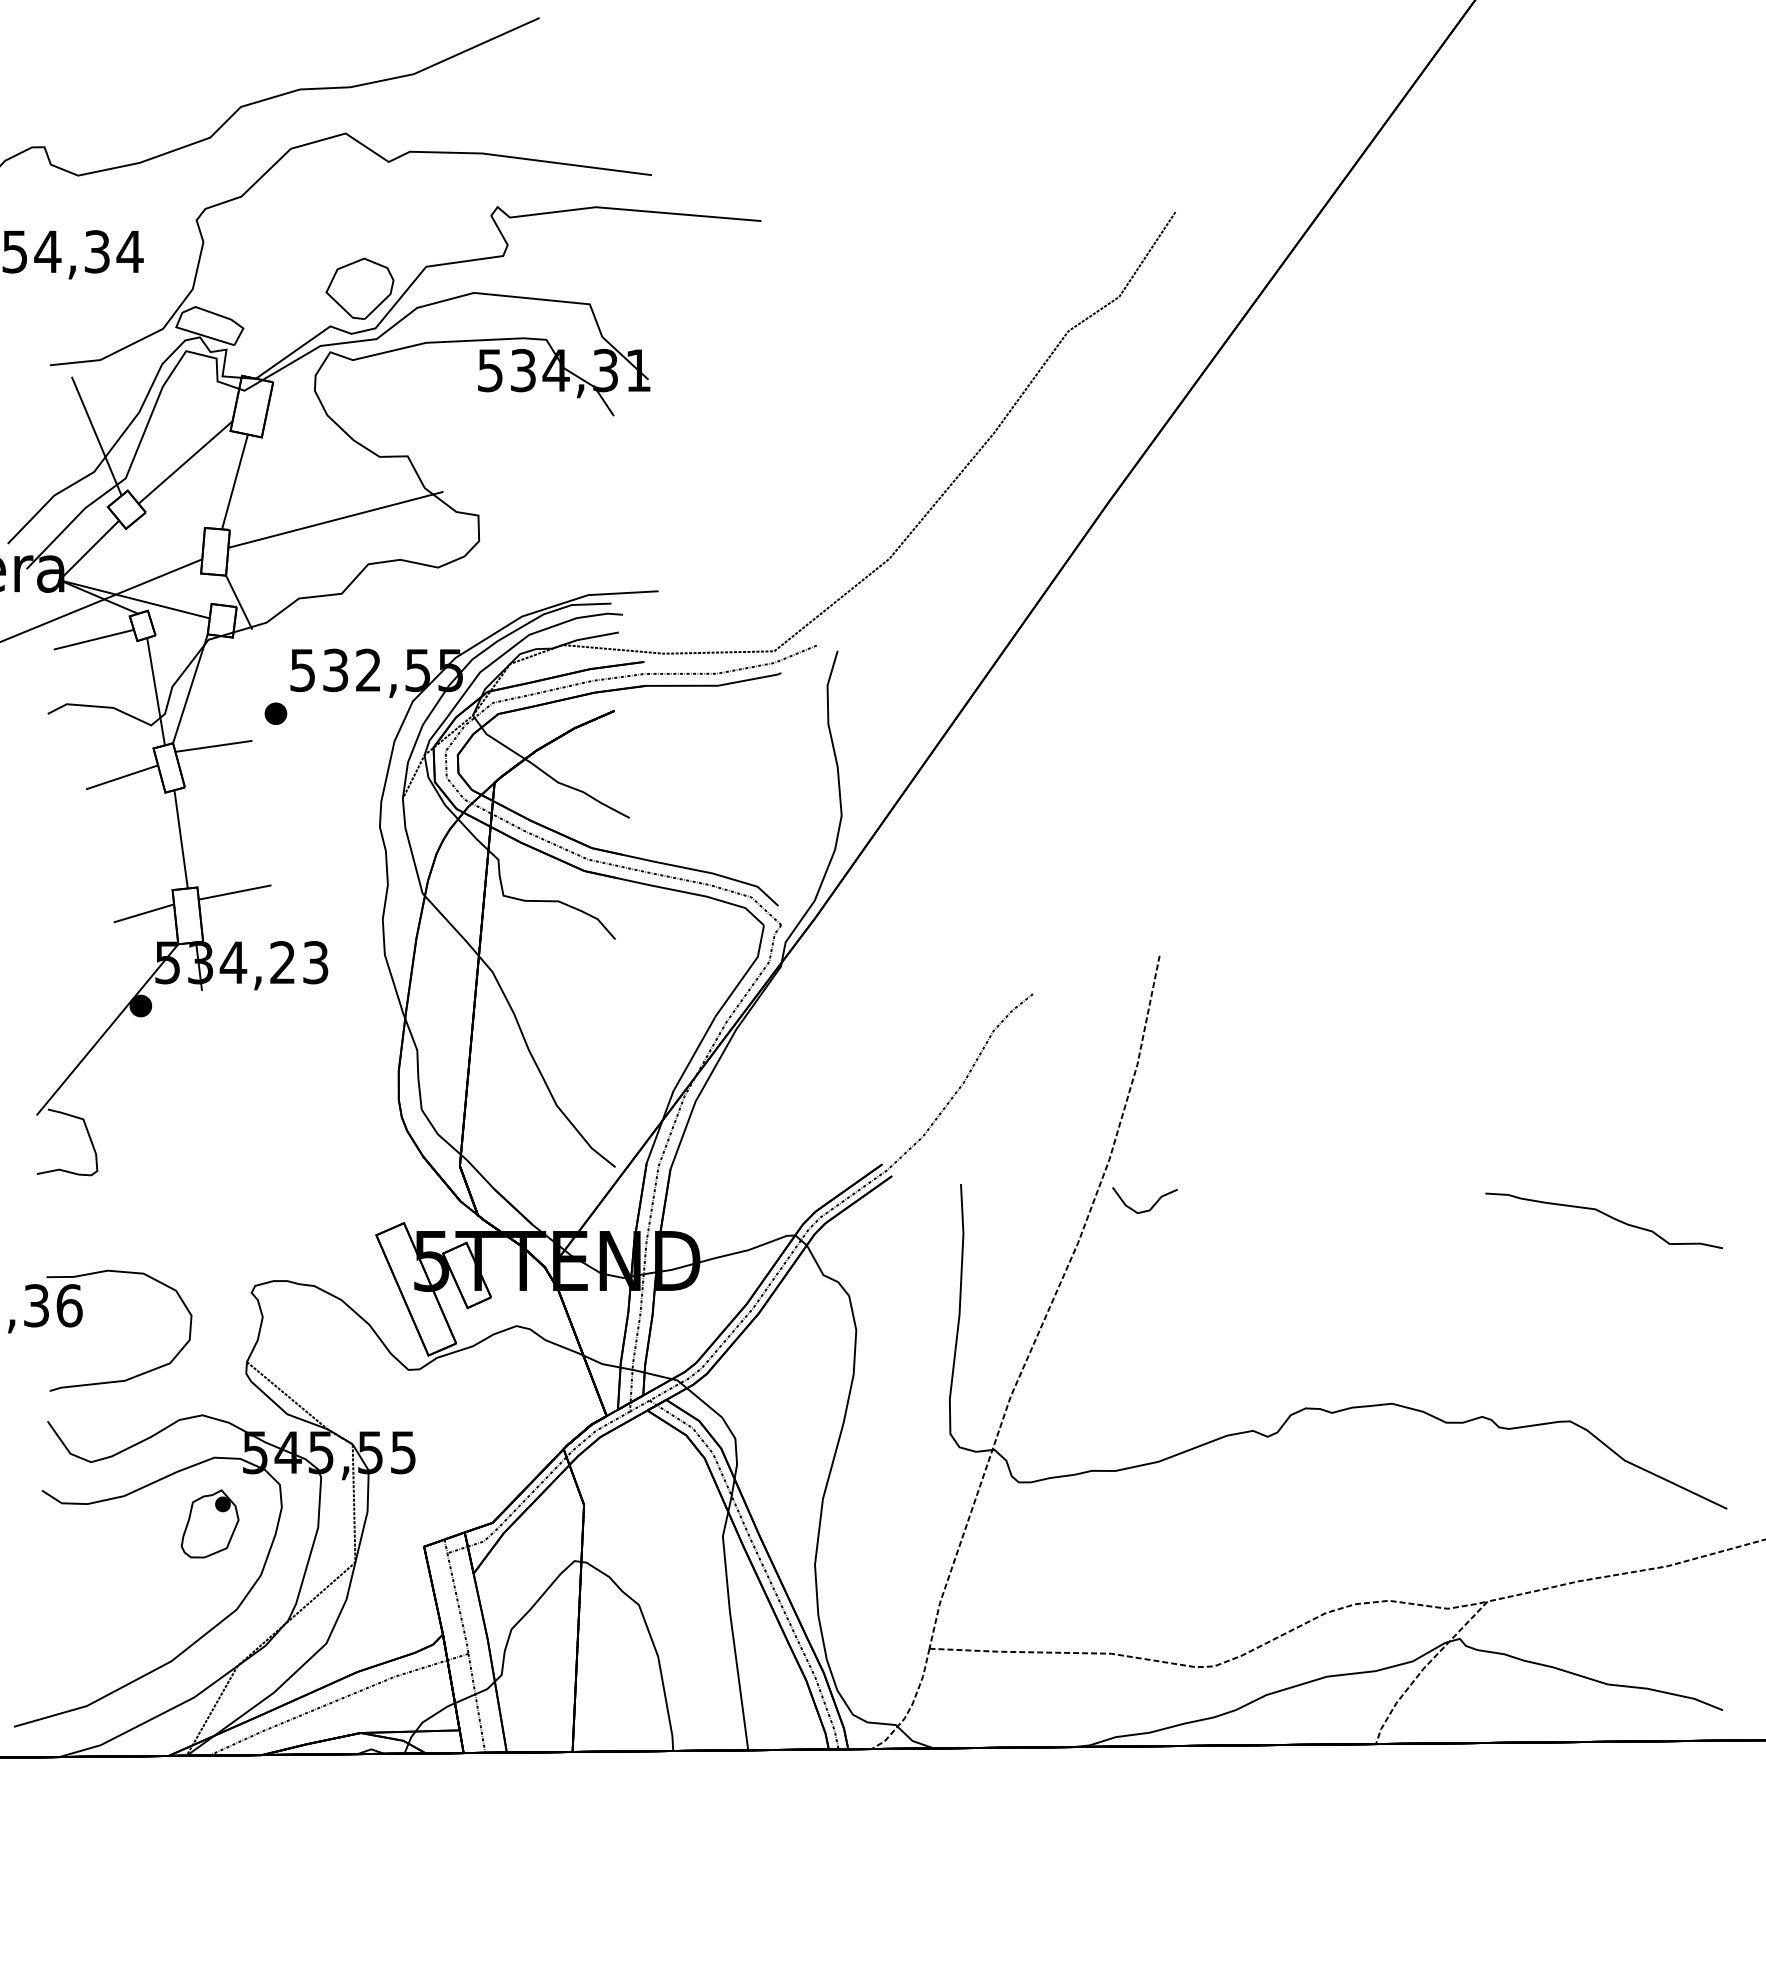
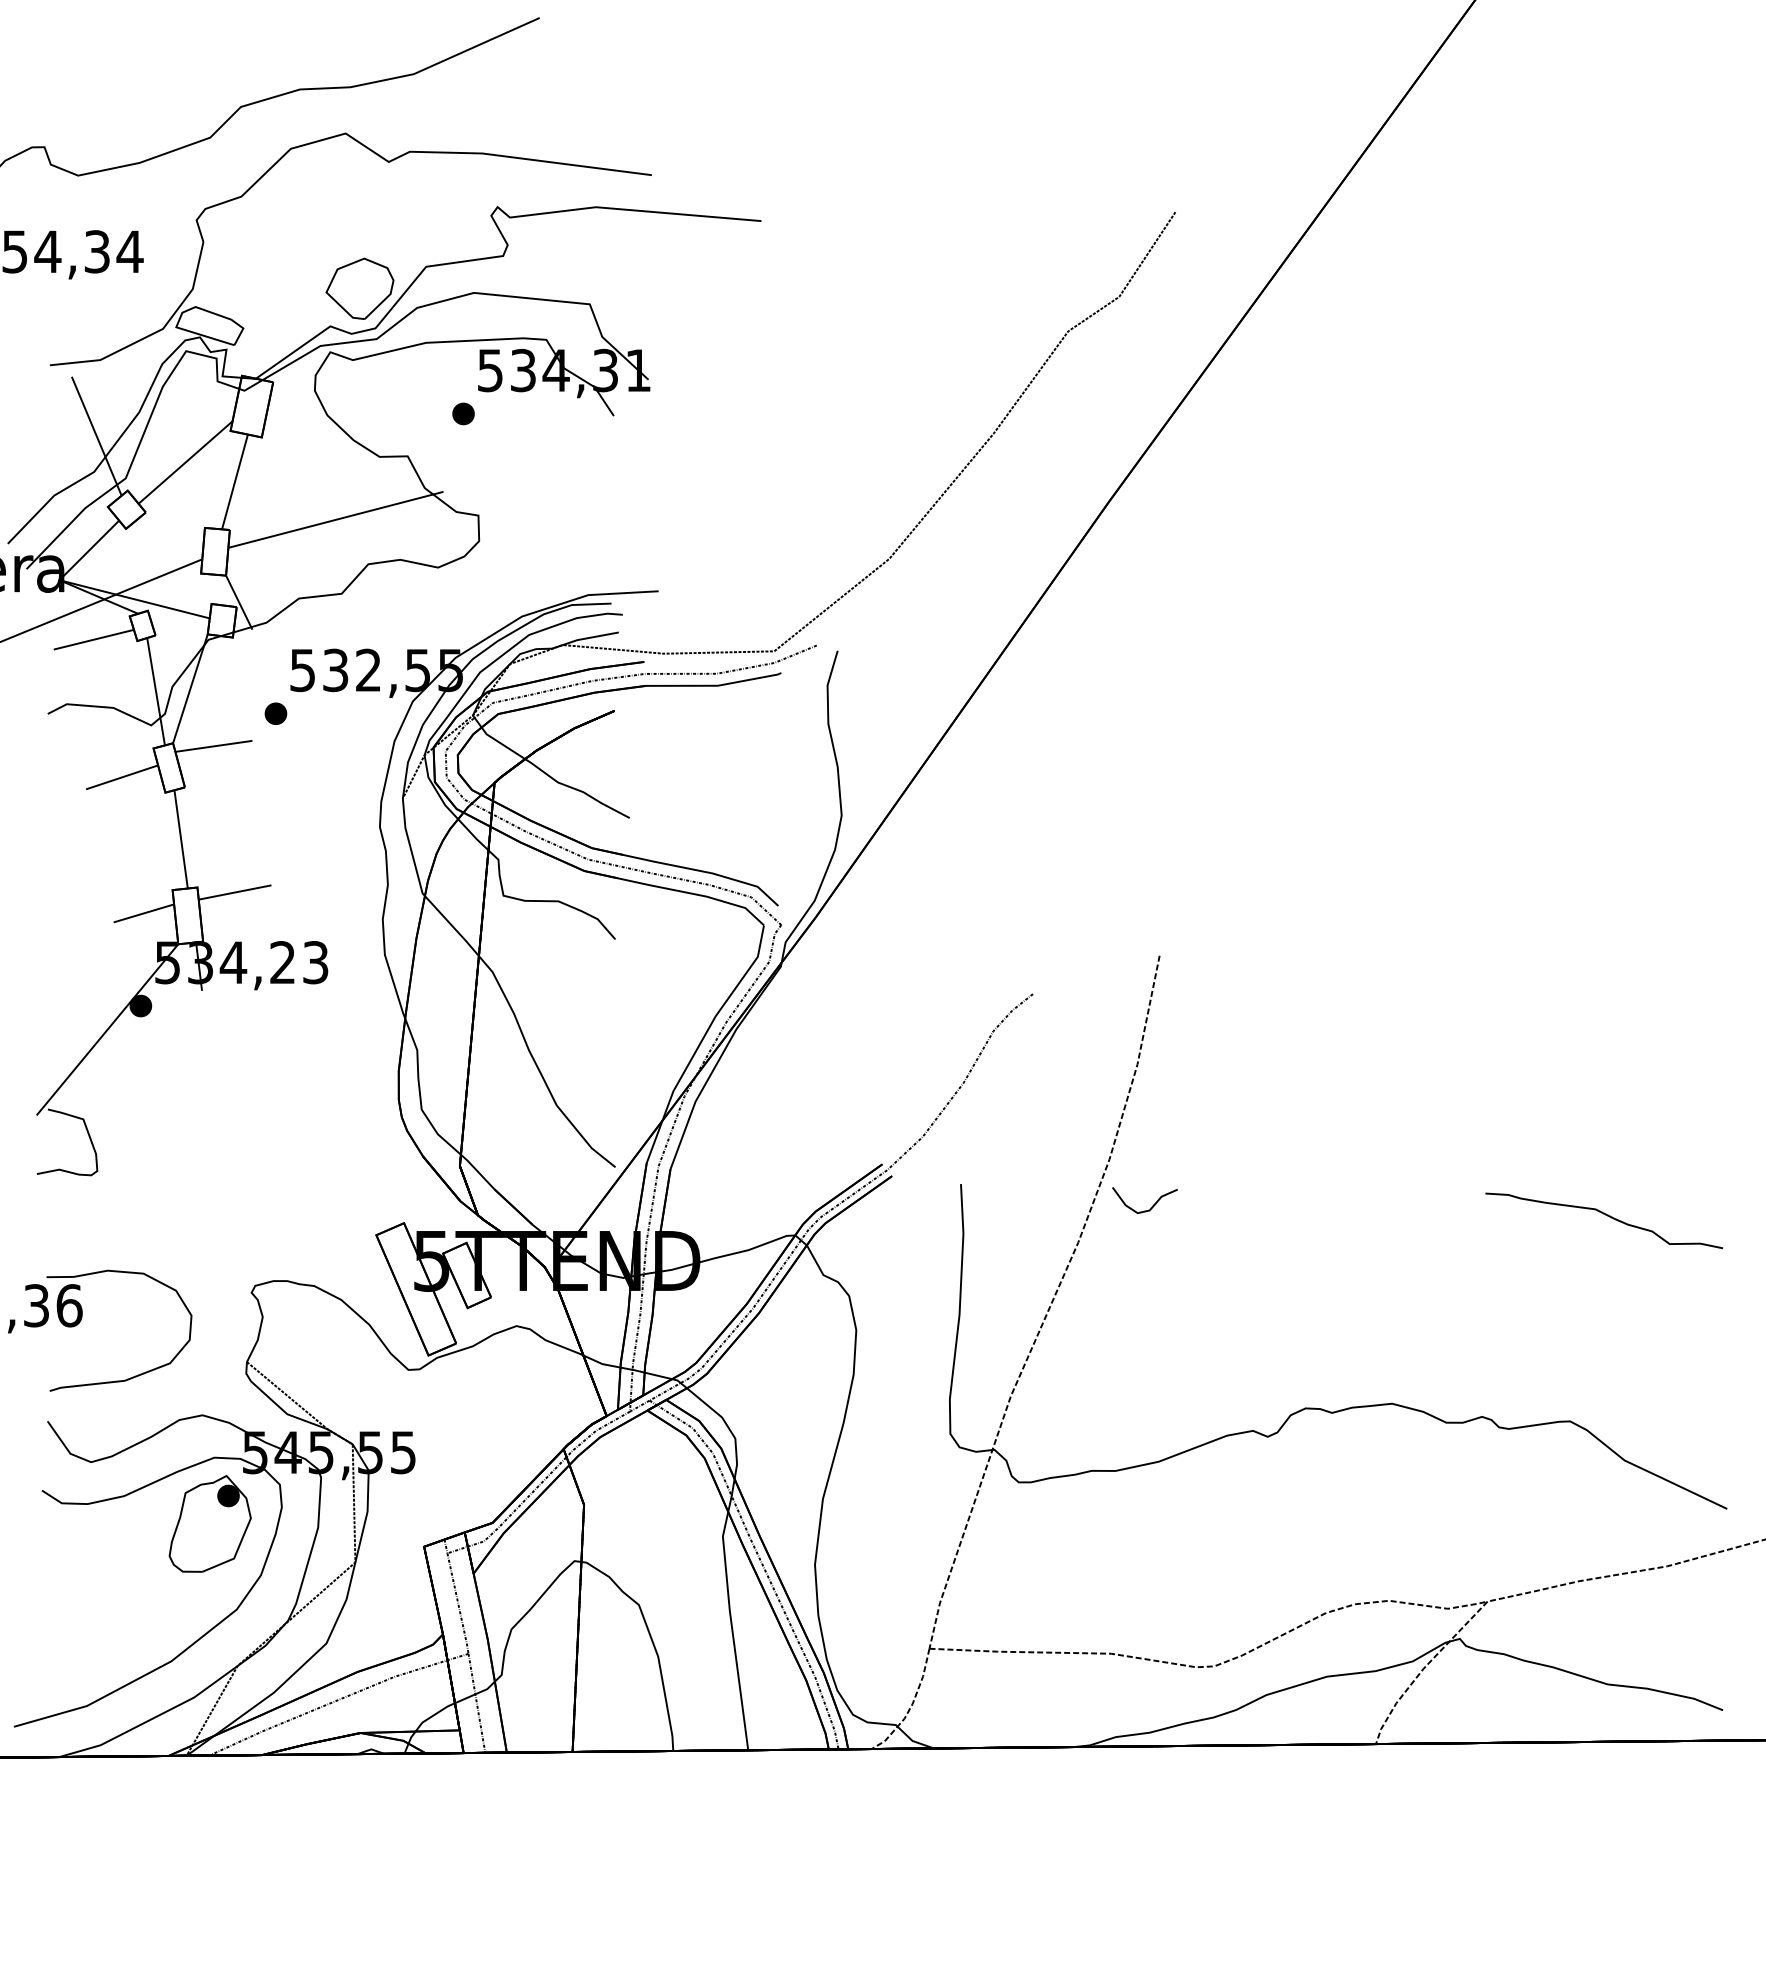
part: none -> present (463, 413)
part size: 60x70 px -> 84x98 px (209, 1523)
